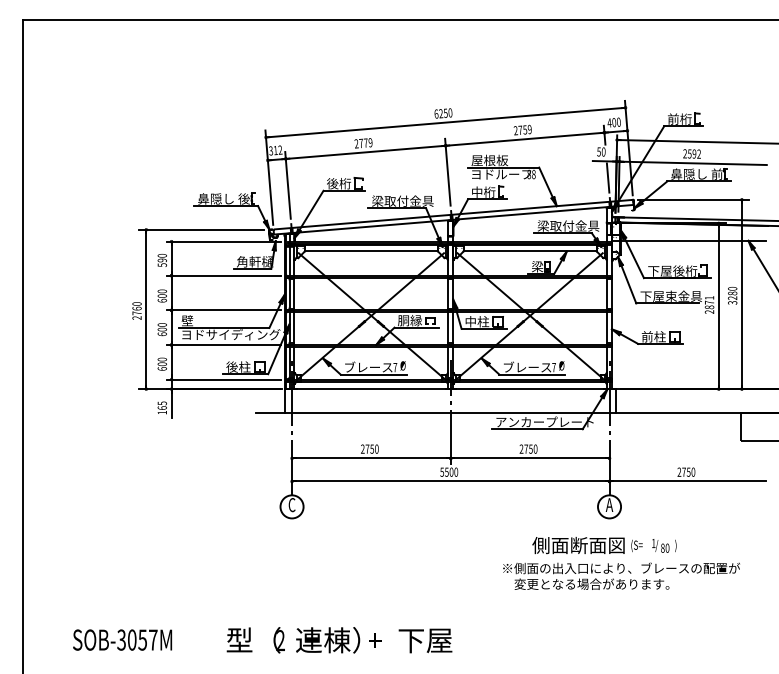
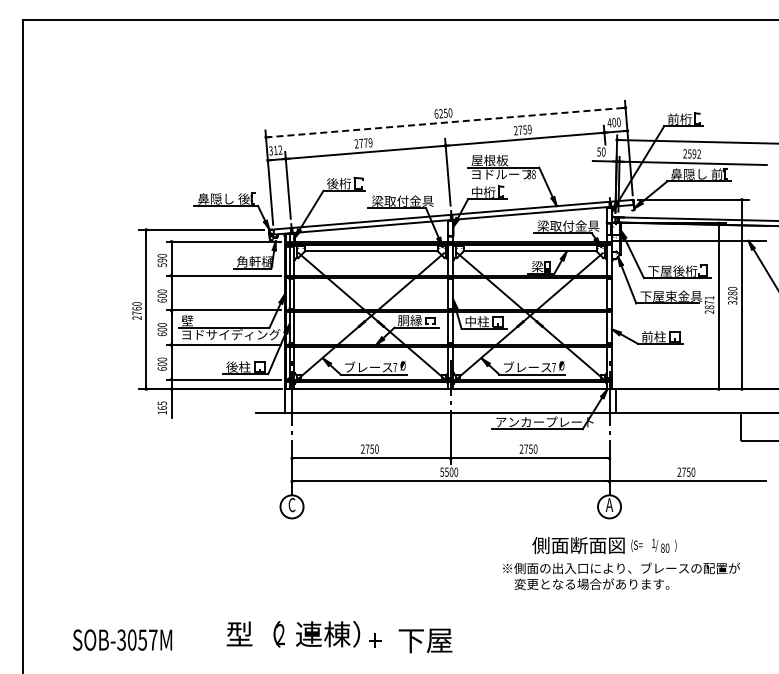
line: solid -> dashed (445, 122)
line: present -> none (607, 177)
text position: (293, 640) -> (293, 634) (293, 634)
